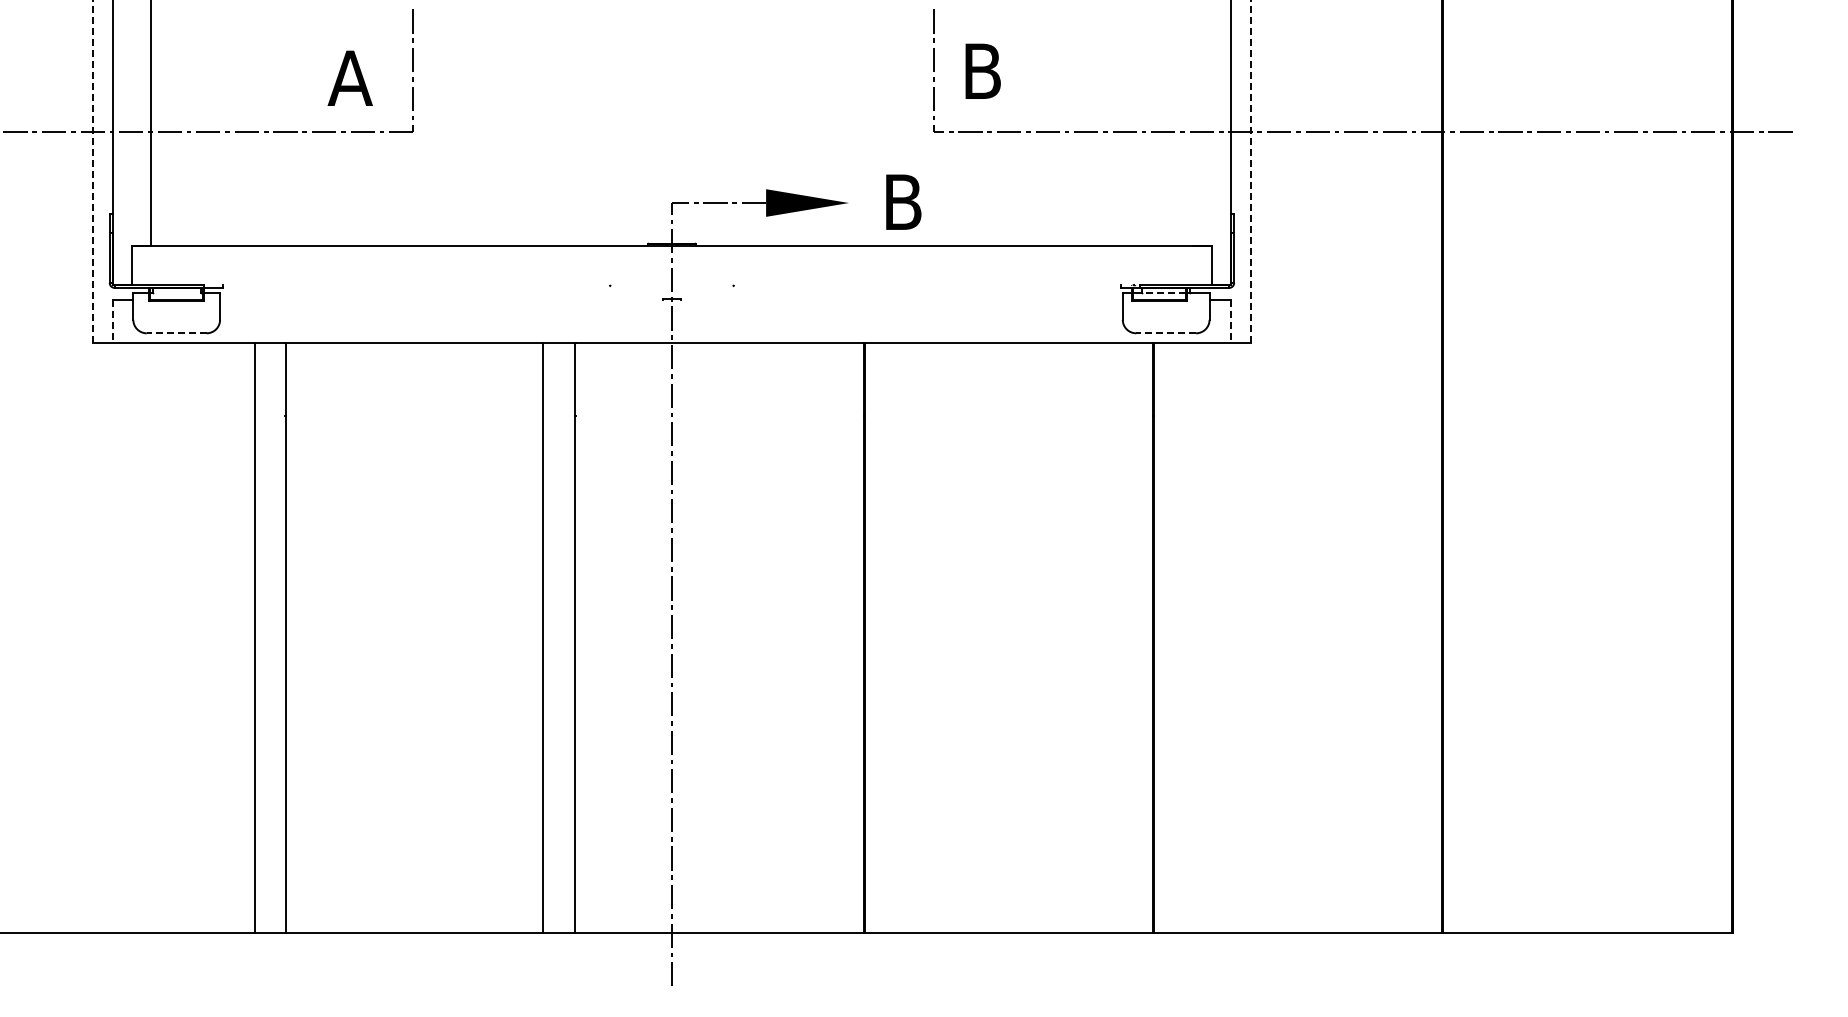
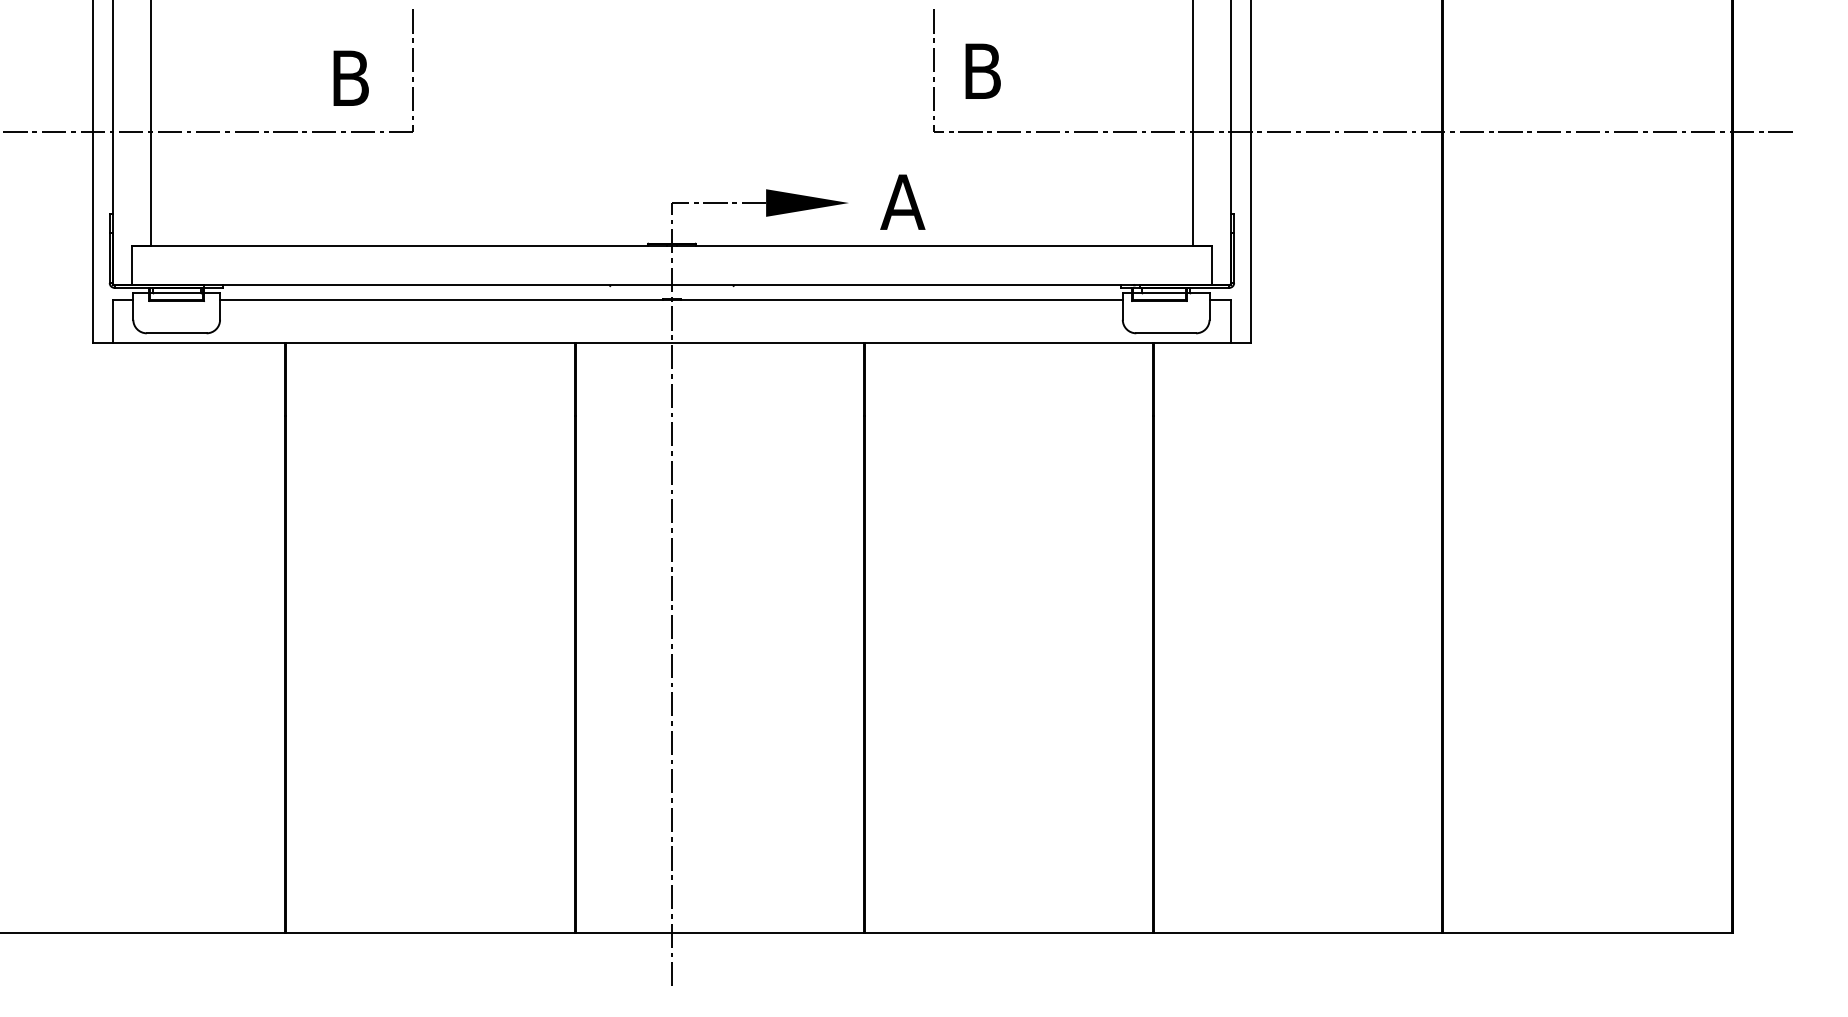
text: A -> B (349, 77)
line: none -> present (1192, 124)
line: dashed -> solid (93, 171)
line: dashed -> solid (1250, 171)
text: B -> A (902, 201)
line: none -> present (671, 285)
line: none -> present (176, 292)
line: dashed -> solid (1163, 292)
line: none -> present (671, 300)
line: dashed -> solid (112, 322)
line: dashed -> solid (1231, 322)
line: dashed -> solid (176, 333)
line: dashed -> solid (1166, 333)
line position: (255, 637) -> (285, 637) (285, 637)
line position: (542, 637) -> (575, 637) (575, 637)
